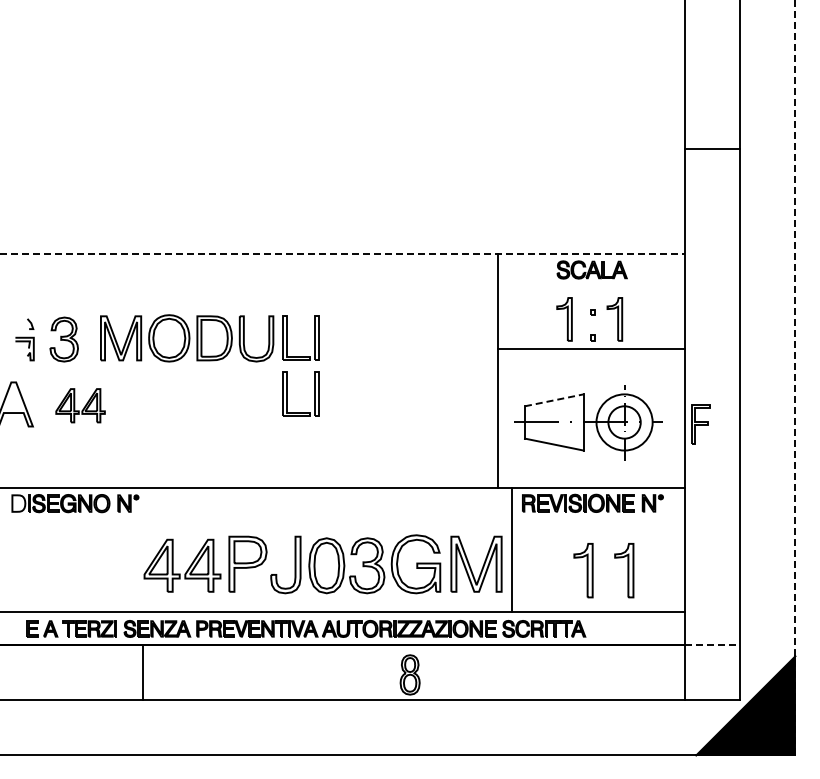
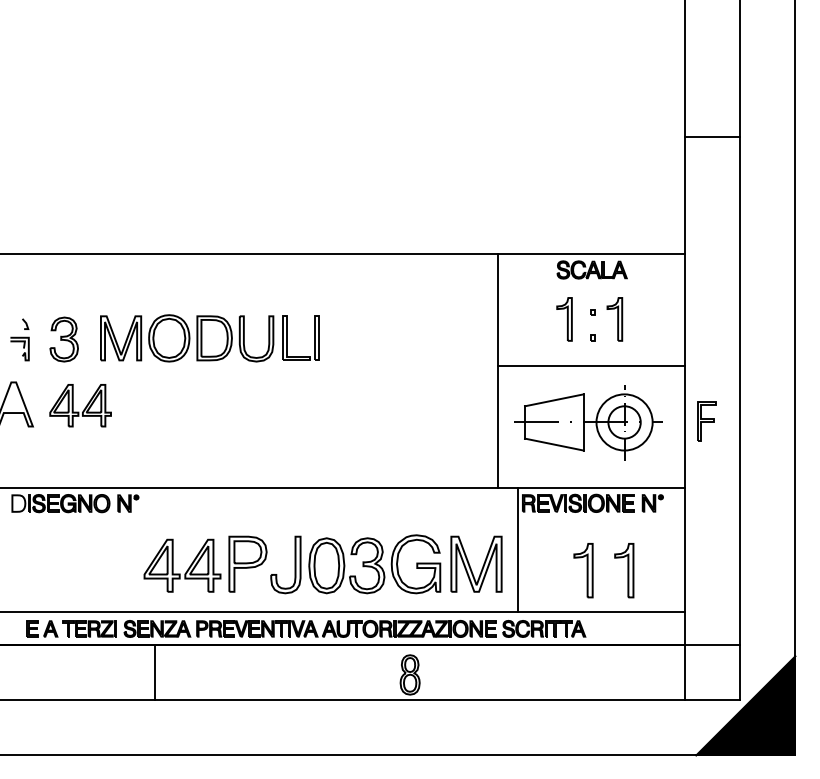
line position: (712, 148) -> (712, 136) (712, 136)
line: dashed -> solid (343, 254)
part position: (24, 339) -> (19, 339) (19, 339)
line position: (591, 348) -> (591, 365) (591, 365)
line: dashed -> solid (795, 377)
part: present -> none (287, 393)
line: dashed -> solid (554, 400)
part size: 51x36 px -> 63x44 px (80, 405)
part position: (700, 424) -> (706, 421) (706, 421)
line position: (511, 549) -> (517, 549) (517, 549)
line: dashed -> solid (712, 645)
line position: (142, 672) -> (154, 672) (154, 672)
